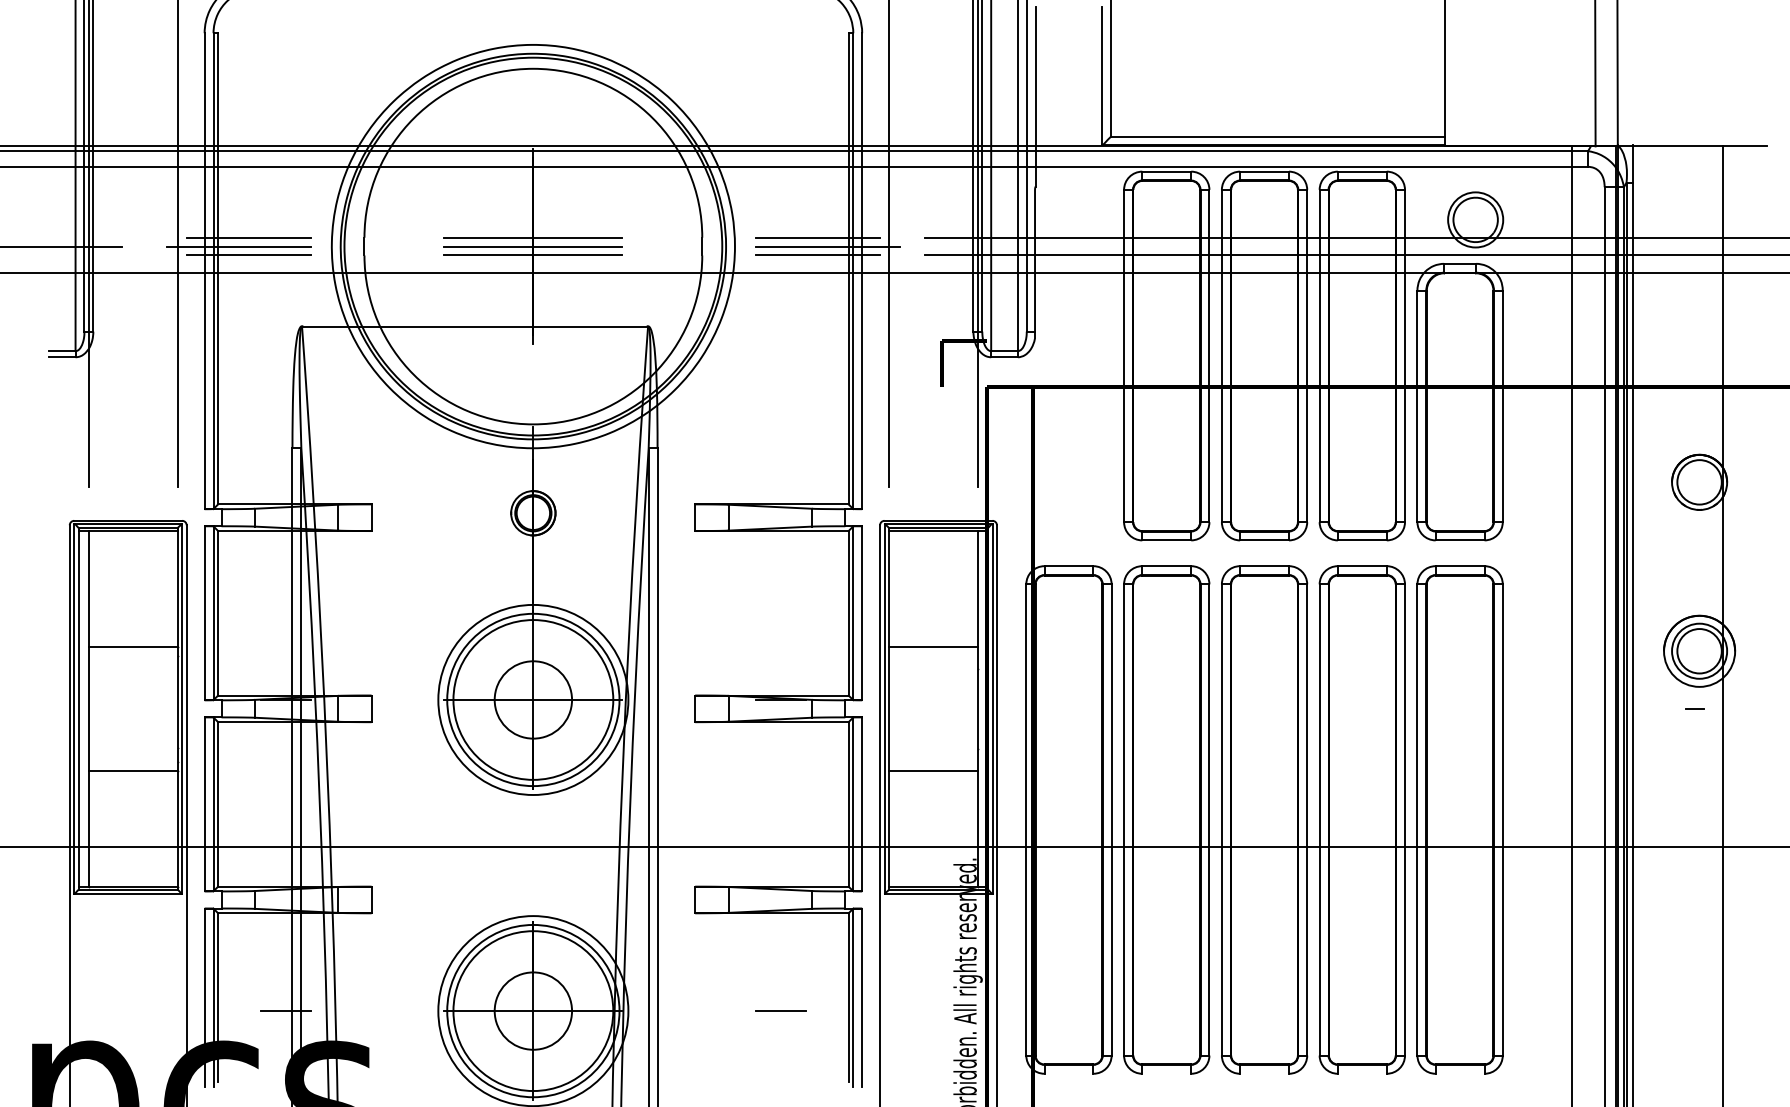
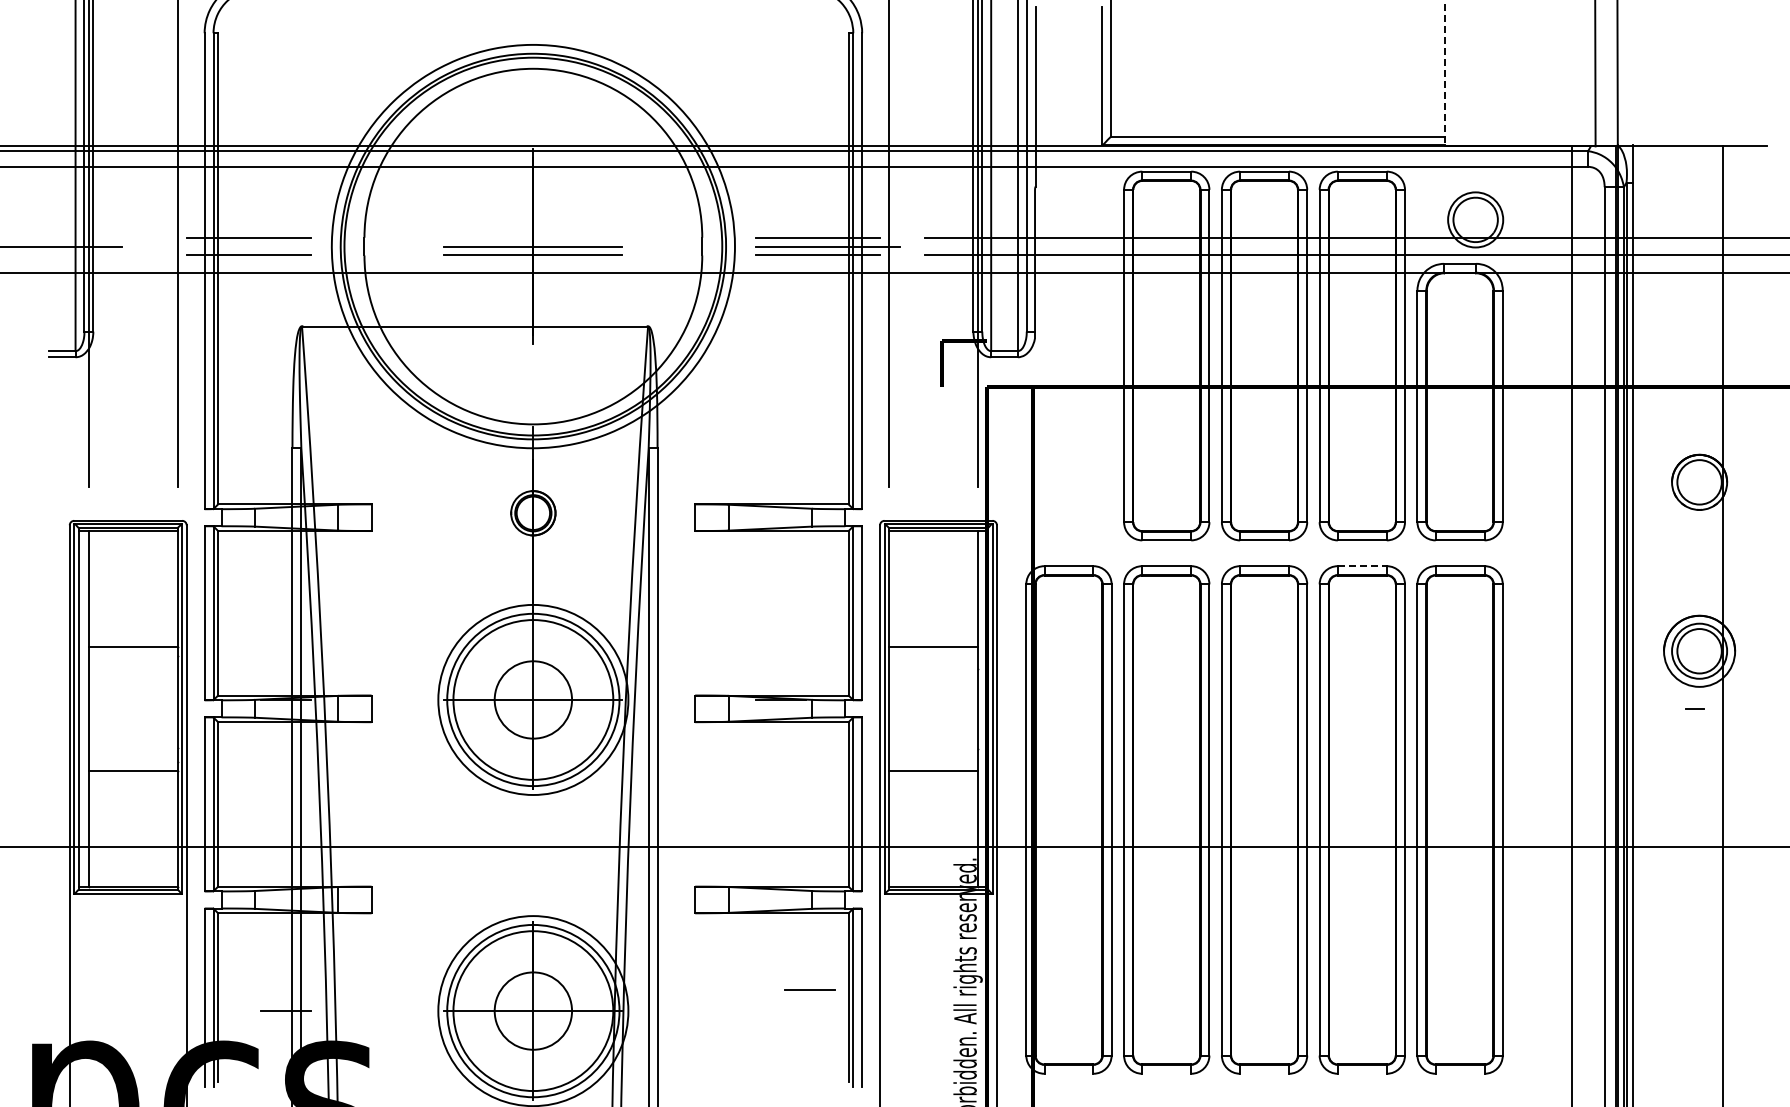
line: solid -> dashed (1444, 73)
line: present -> none (533, 237)
line: present -> none (238, 246)
line: solid -> dashed (1362, 566)
line position: (780, 1010) -> (809, 989) (809, 989)
